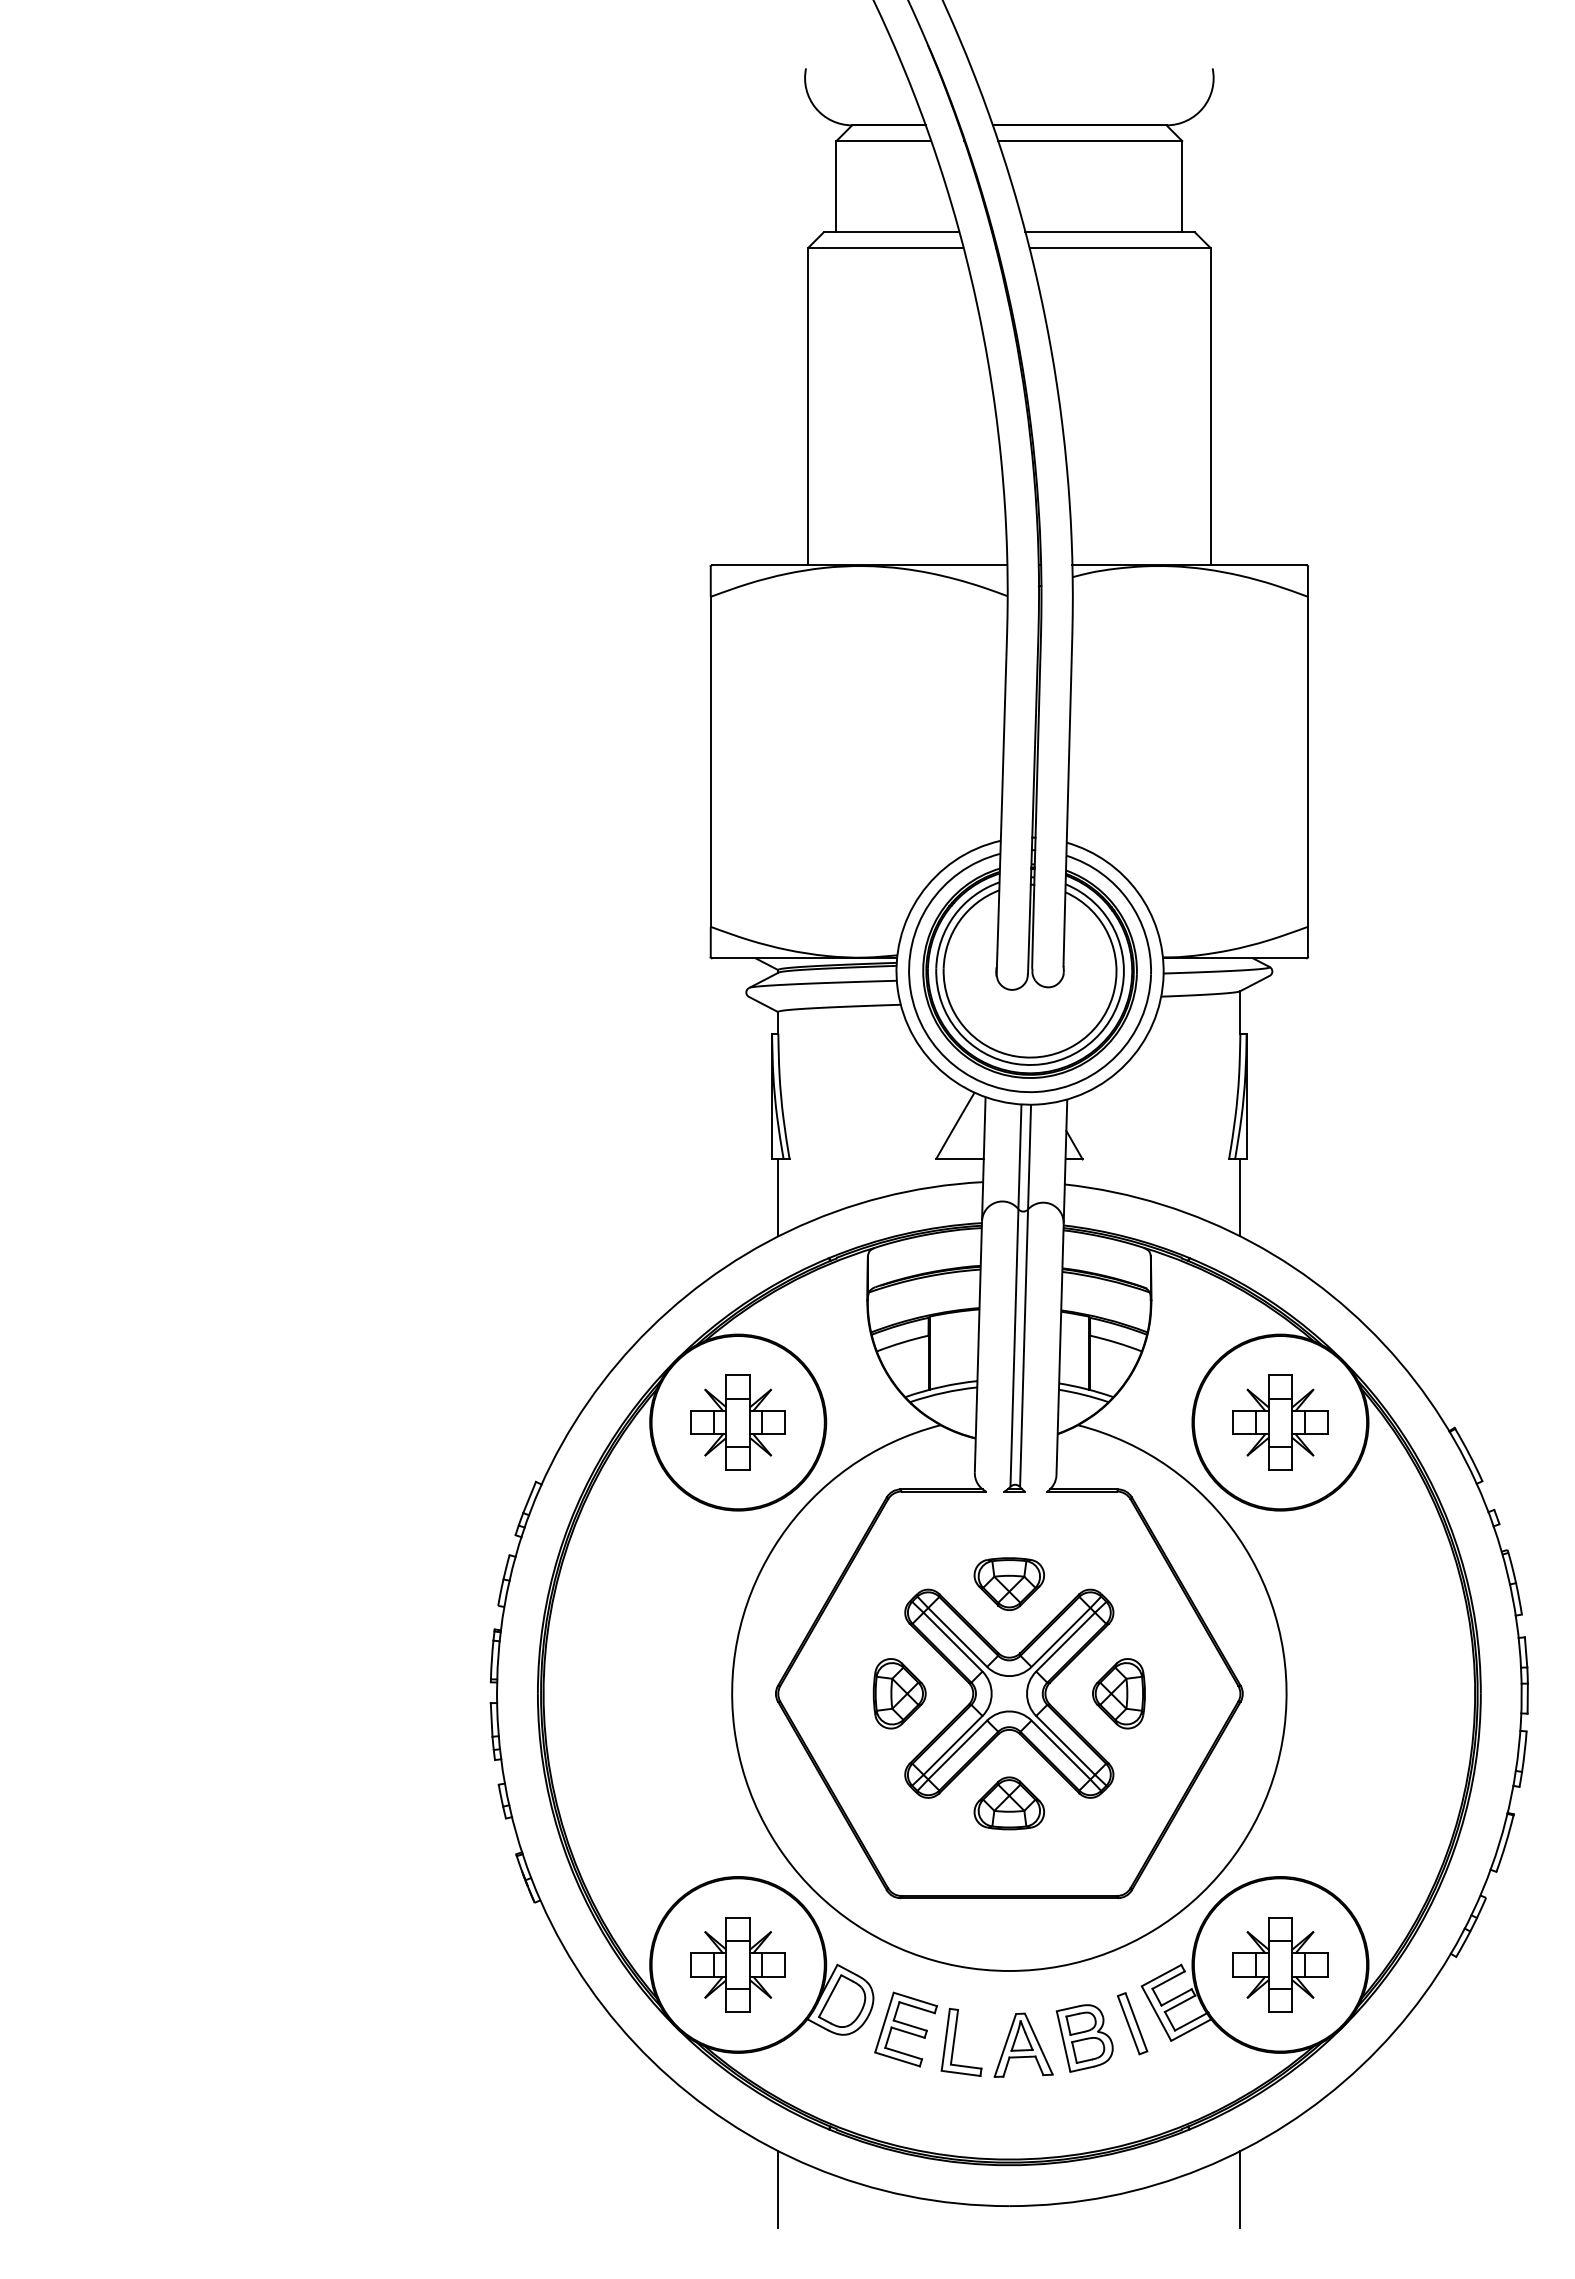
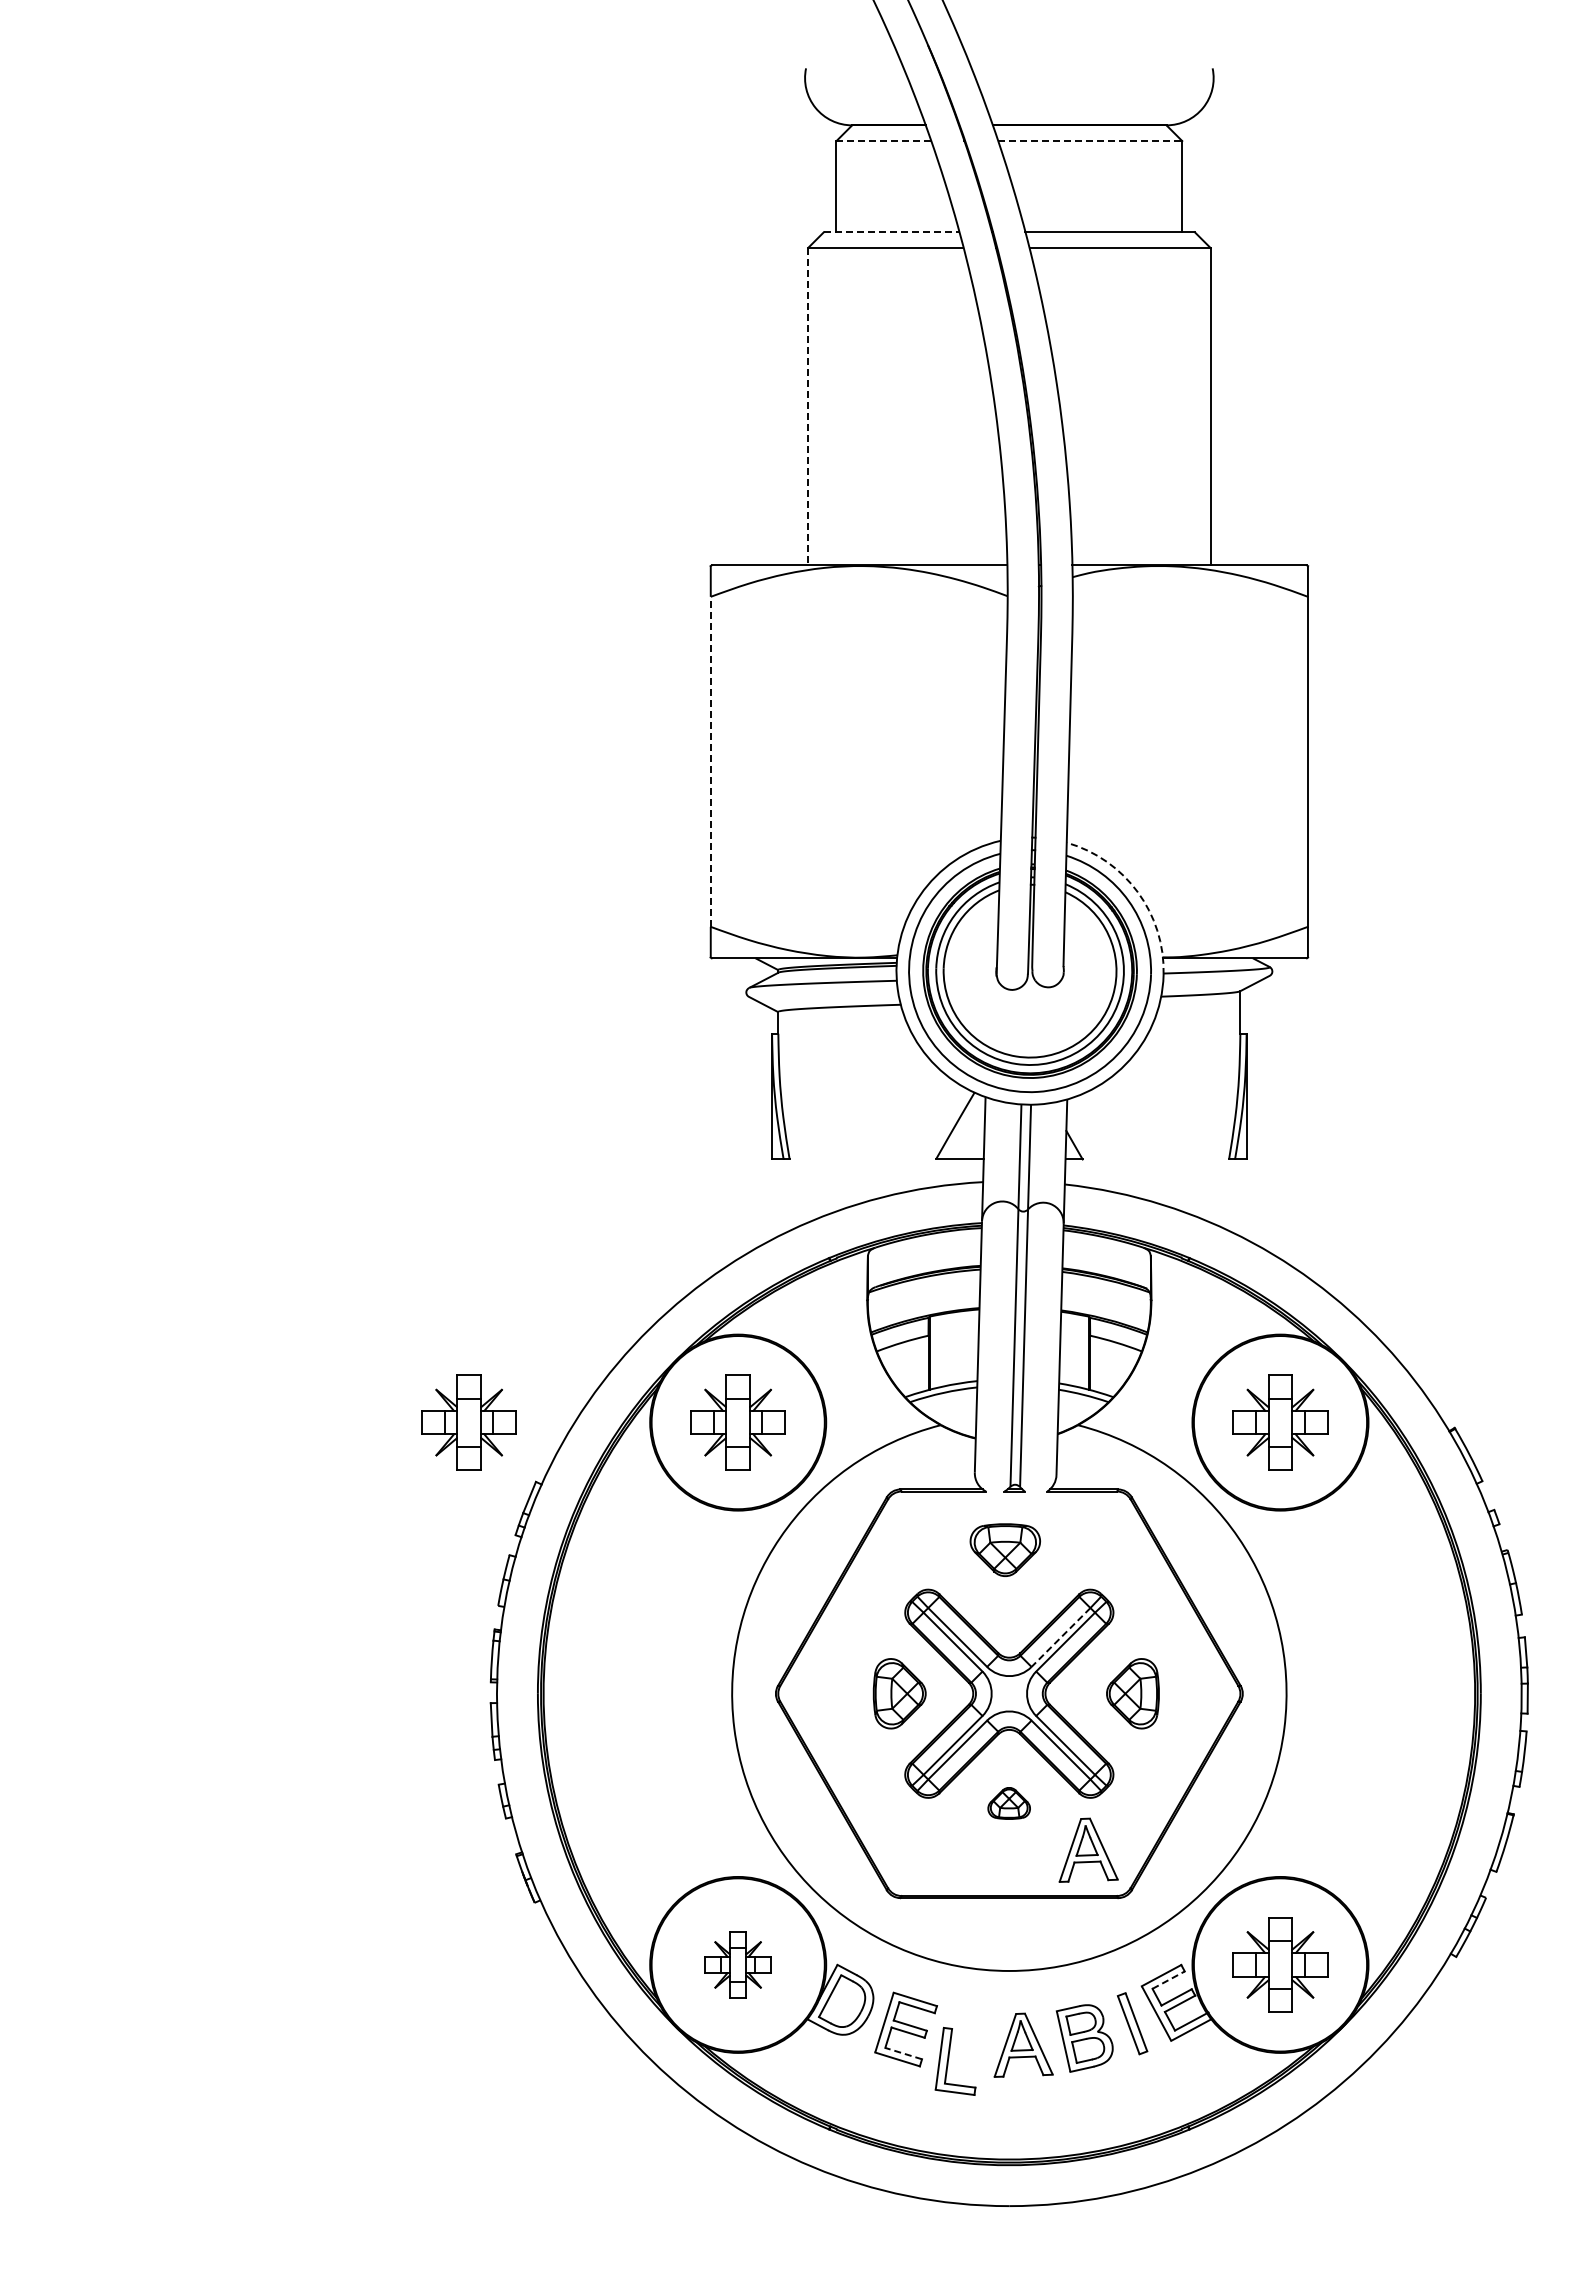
line: solid -> dashed (884, 141)
line: solid -> dashed (1090, 141)
line: solid -> dashed (891, 232)
line: solid -> dashed (808, 406)
line: solid -> dashed (710, 761)
arc: solid -> dashed (1137, 892)
line: present -> none (778, 1197)
line: present -> none (1240, 1197)
part: none -> present (468, 1422)
part position: (1008, 1583) -> (1004, 1549) (1004, 1549)
line: solid -> dashed (1061, 1637)
part position: (1118, 1693) -> (1132, 1693) (1132, 1693)
part size: 72x55 px -> 44x33 px (1008, 1803)
part: none -> present (1088, 1849)
part size: 96x96 px -> 68x68 px (737, 1964)
line: solid -> dashed (1169, 1979)
part position: (955, 2039) -> (949, 2058) (949, 2058)
line: solid -> dashed (903, 2053)
line: present -> none (778, 2189)
line: present -> none (1240, 2189)
